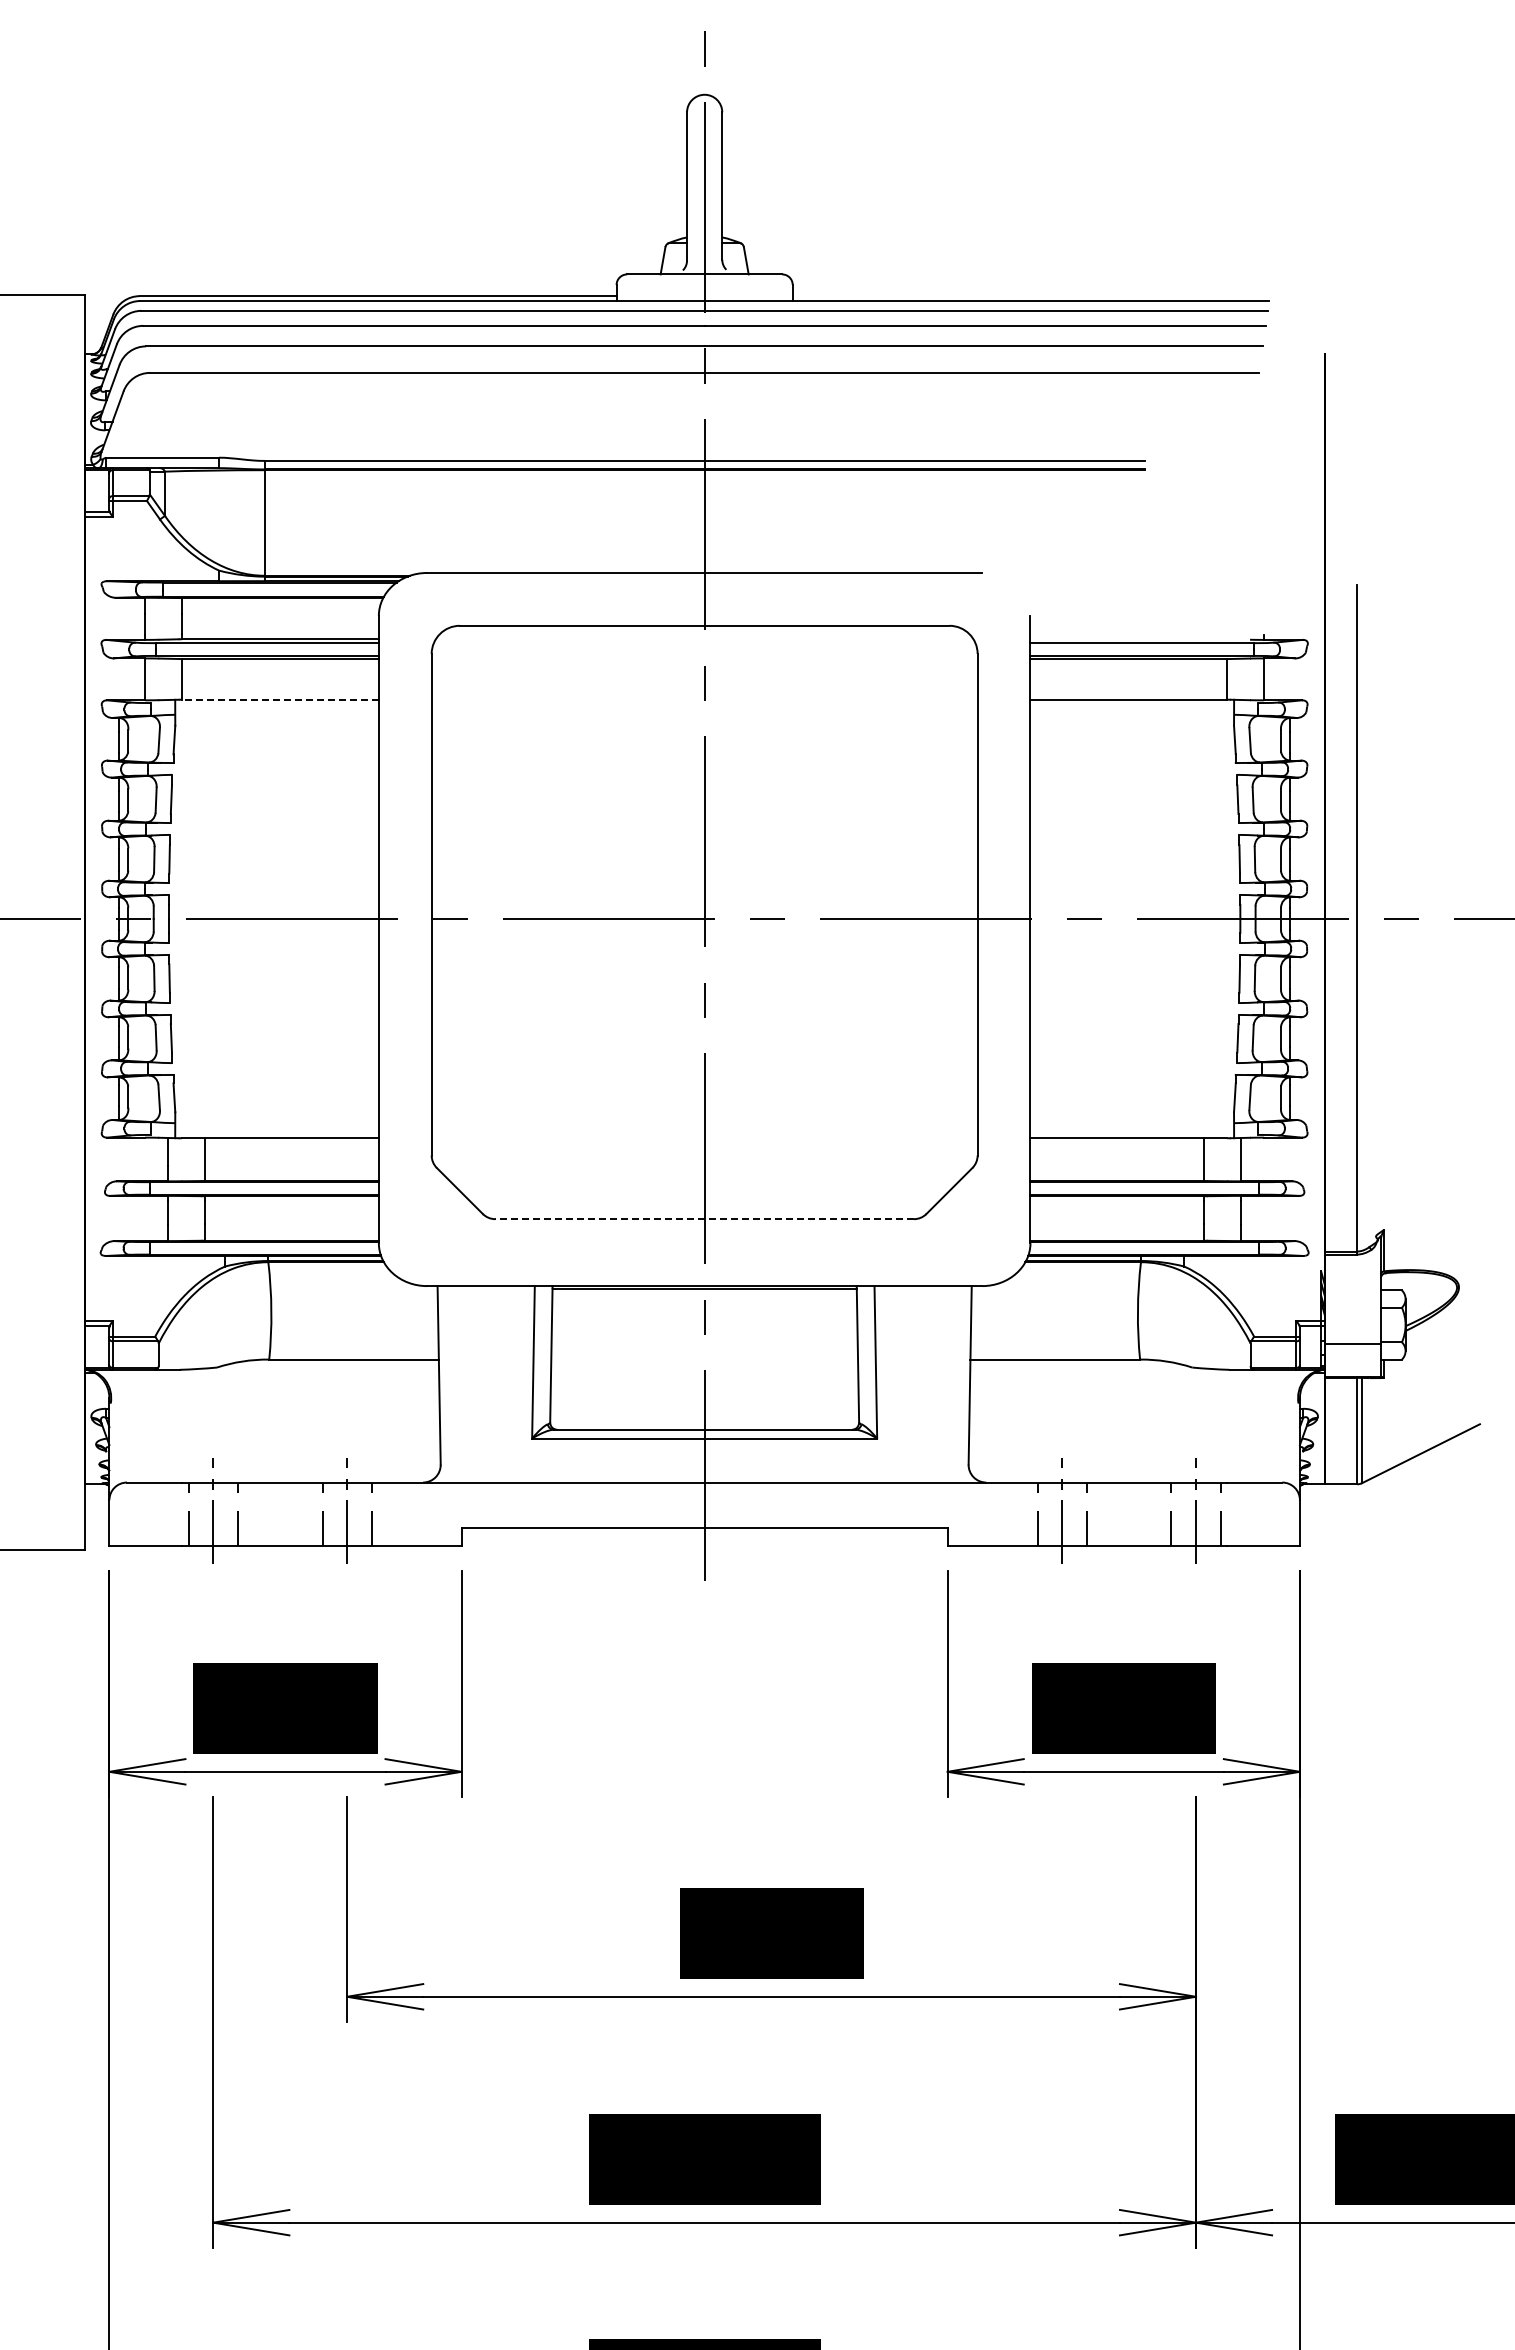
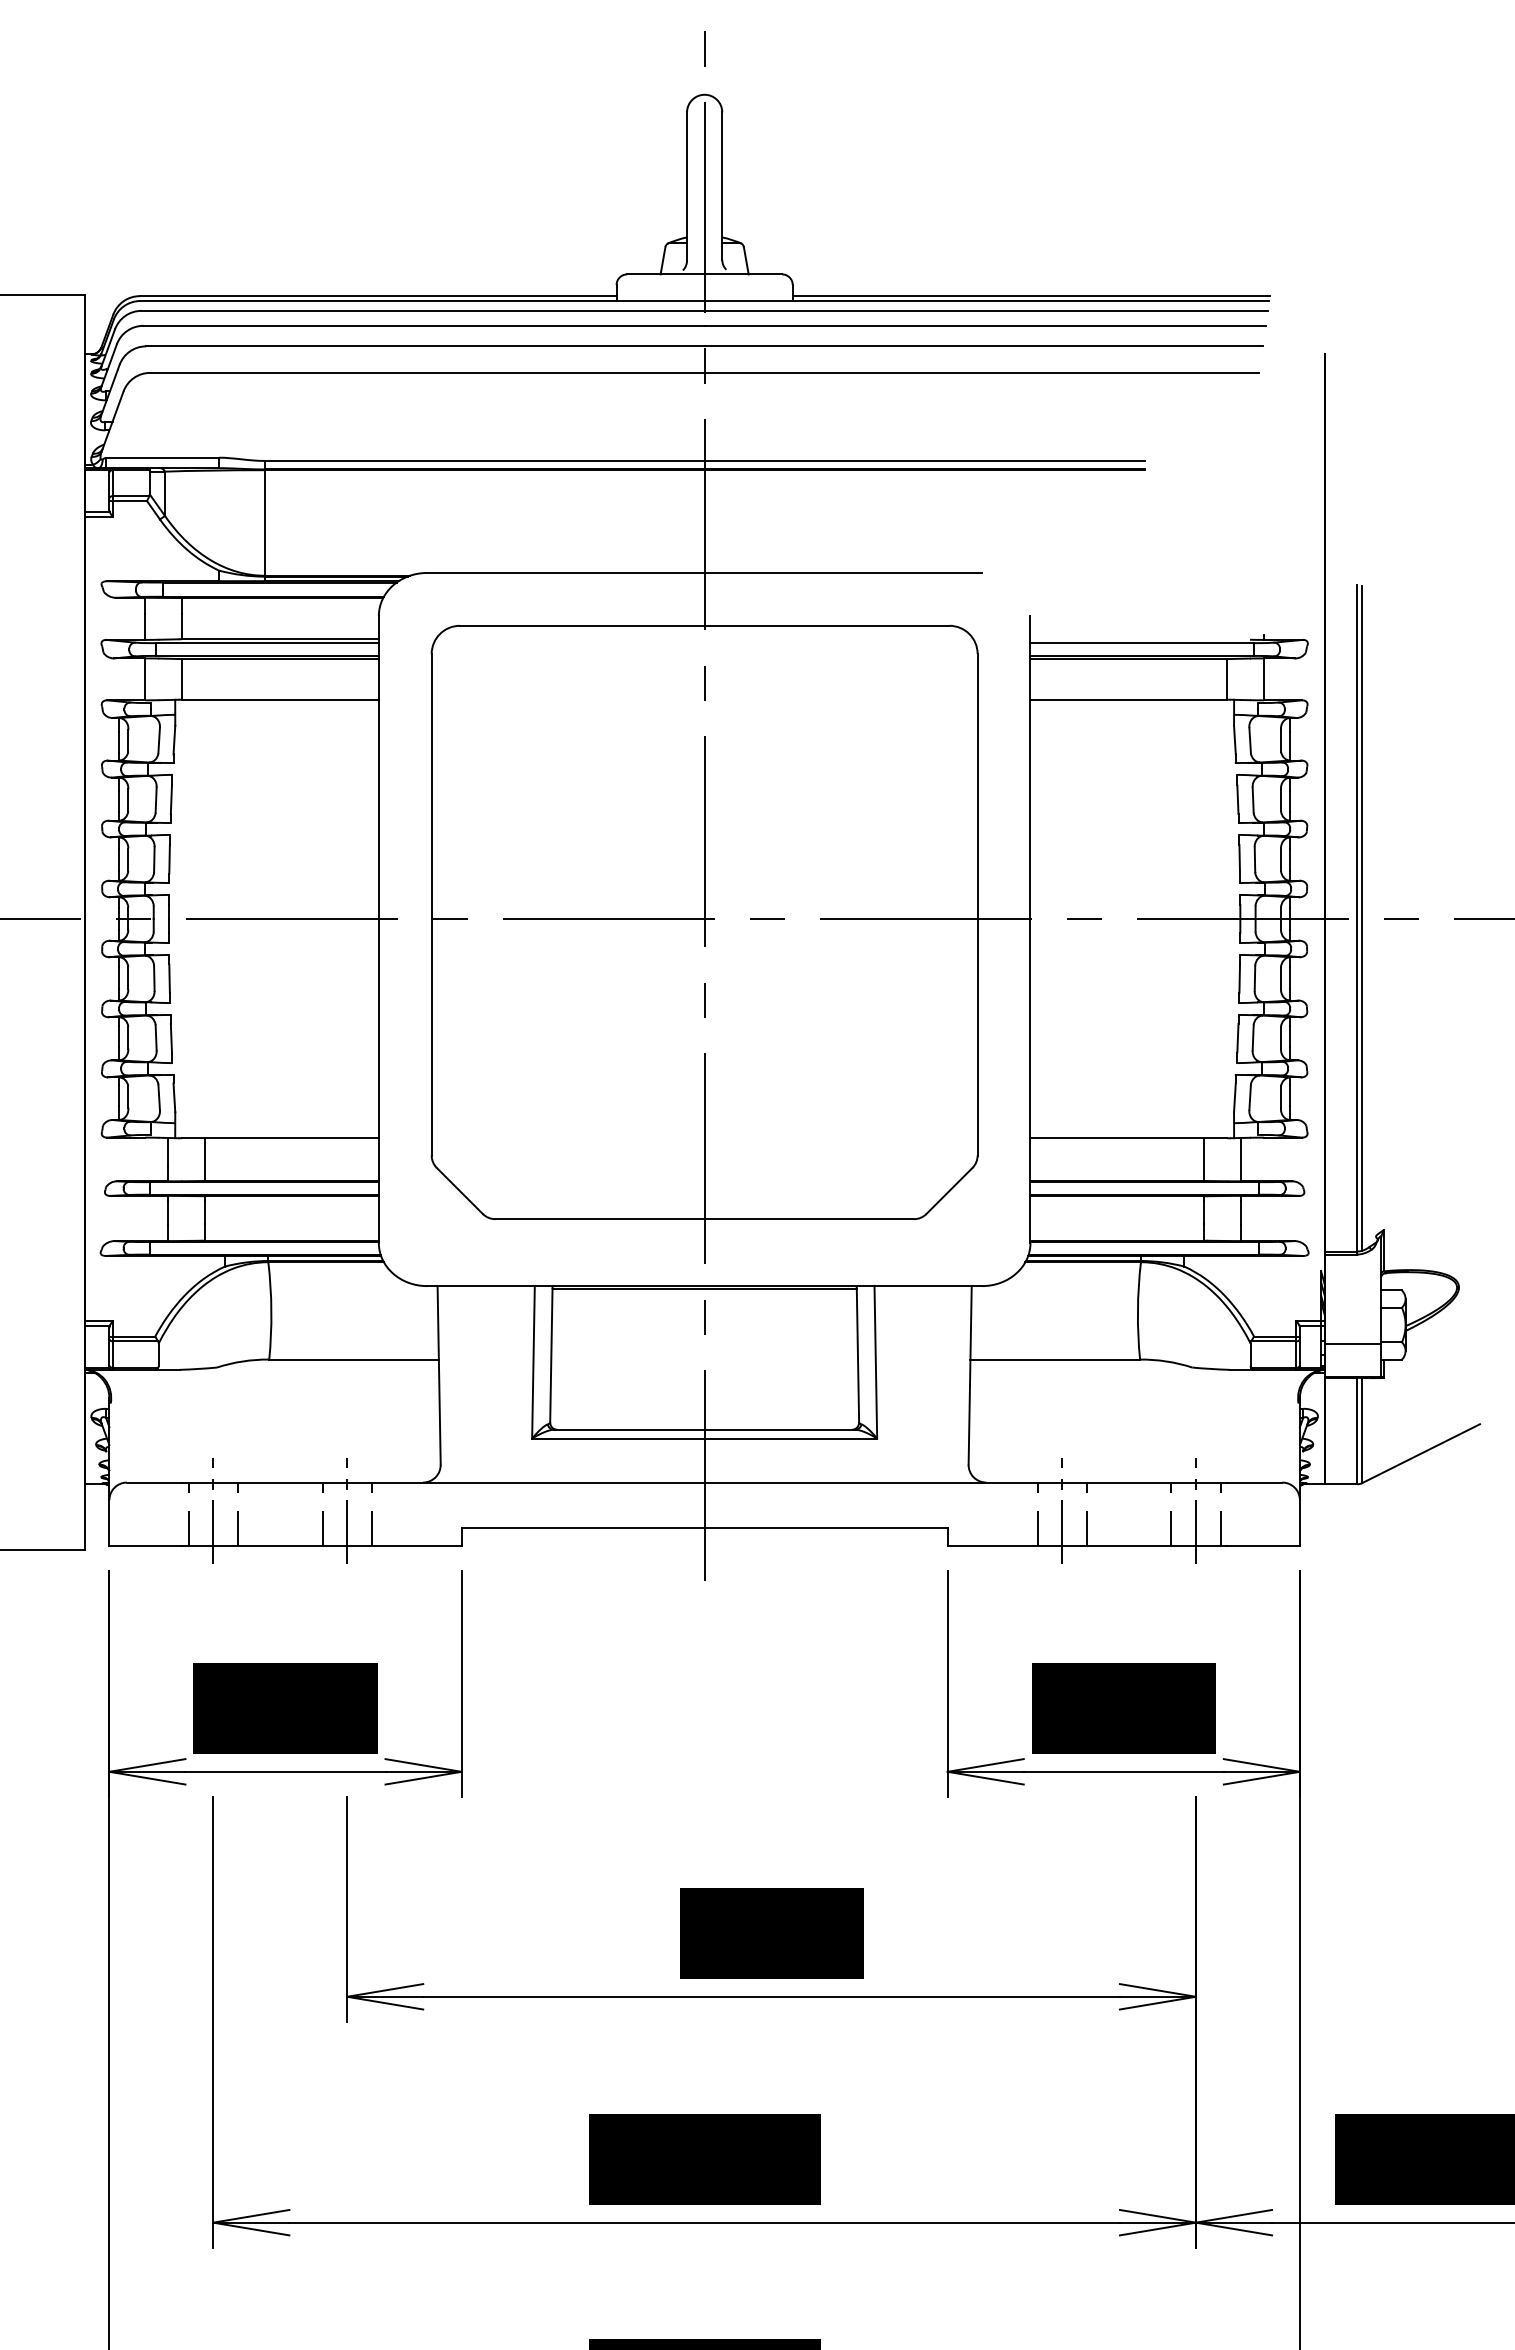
line: none -> present (1030, 296)
line: dashed -> solid (279, 699)
line: none -> present (1362, 918)
line: dashed -> solid (704, 1219)
